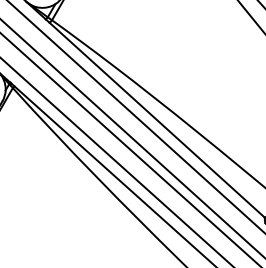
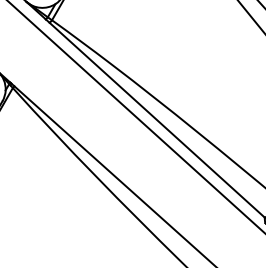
line: present -> none (132, 138)
line: present -> none (130, 149)
line: present -> none (116, 161)
